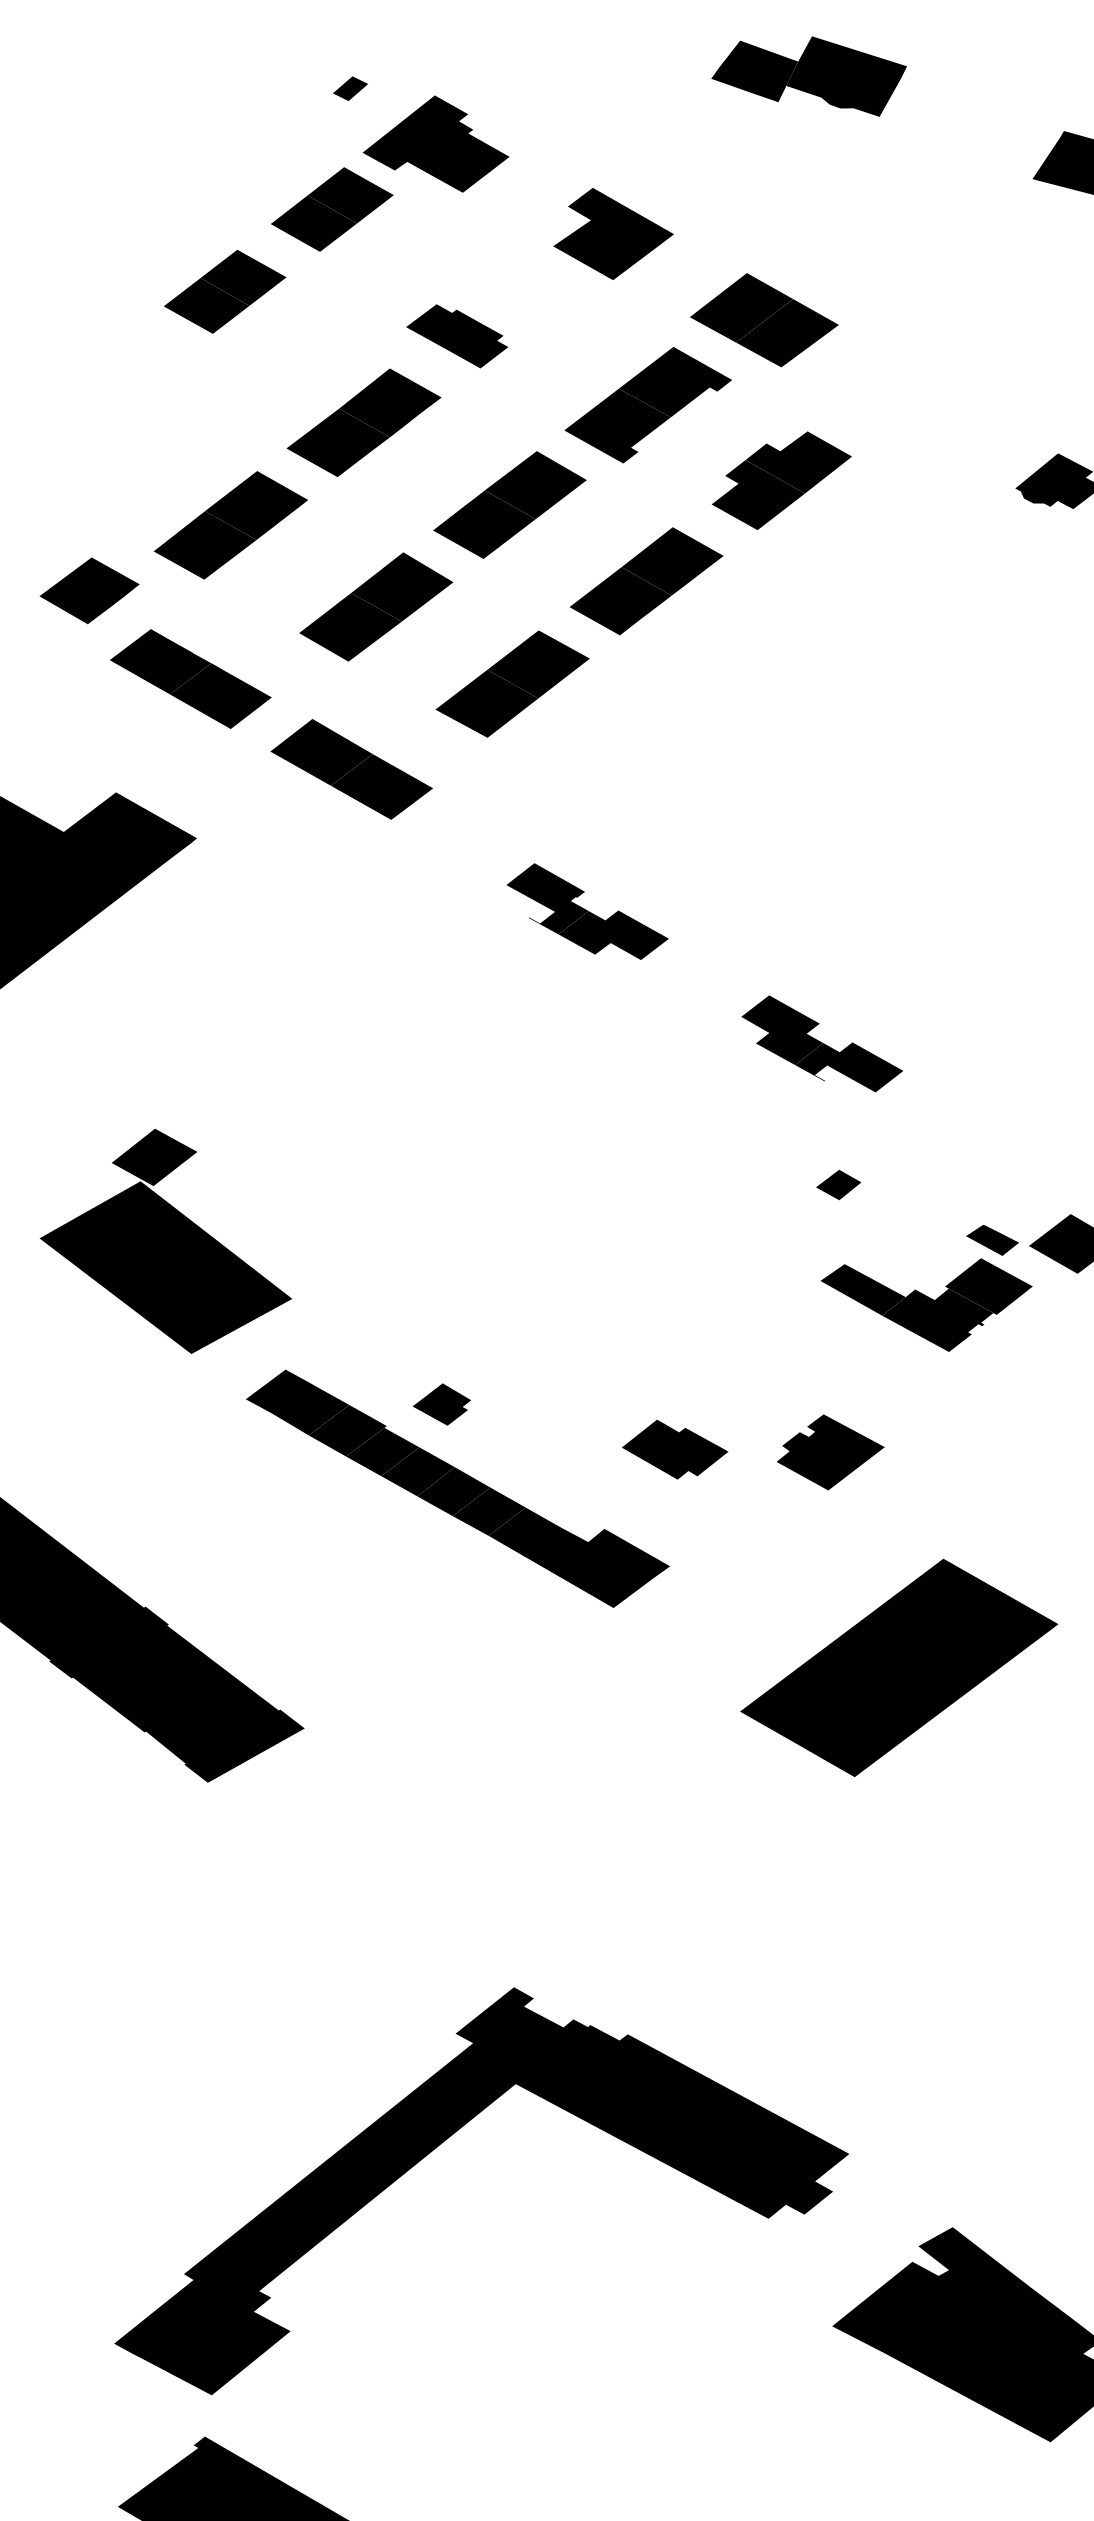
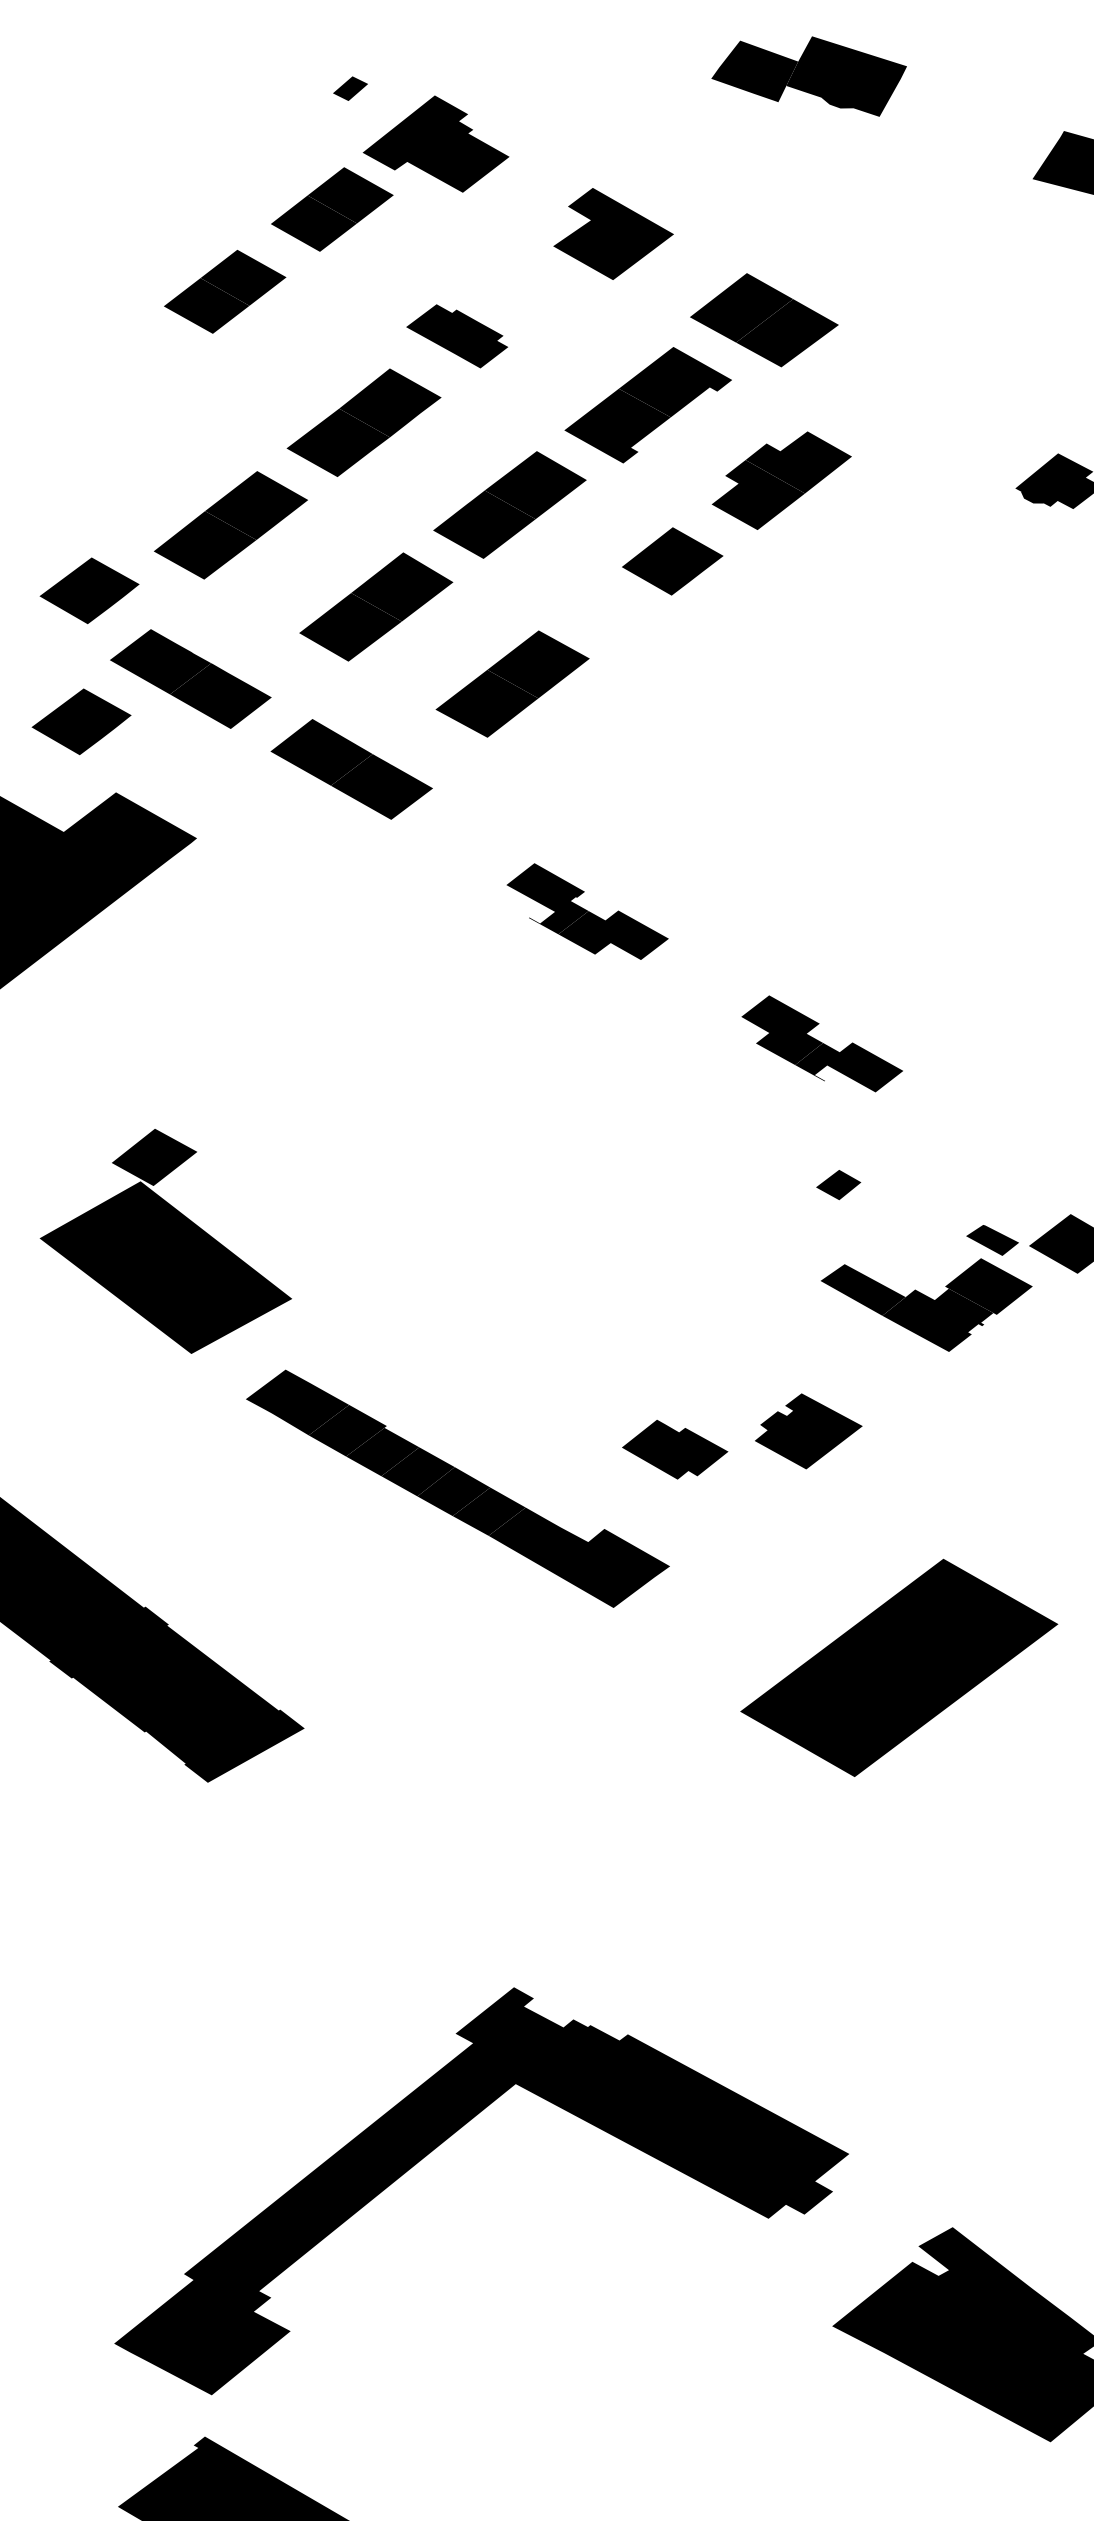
fill: present -> none (620, 601)
part: none -> present (81, 721)
fill: present -> none (441, 1404)
part position: (830, 1452) -> (808, 1431) (808, 1431)
